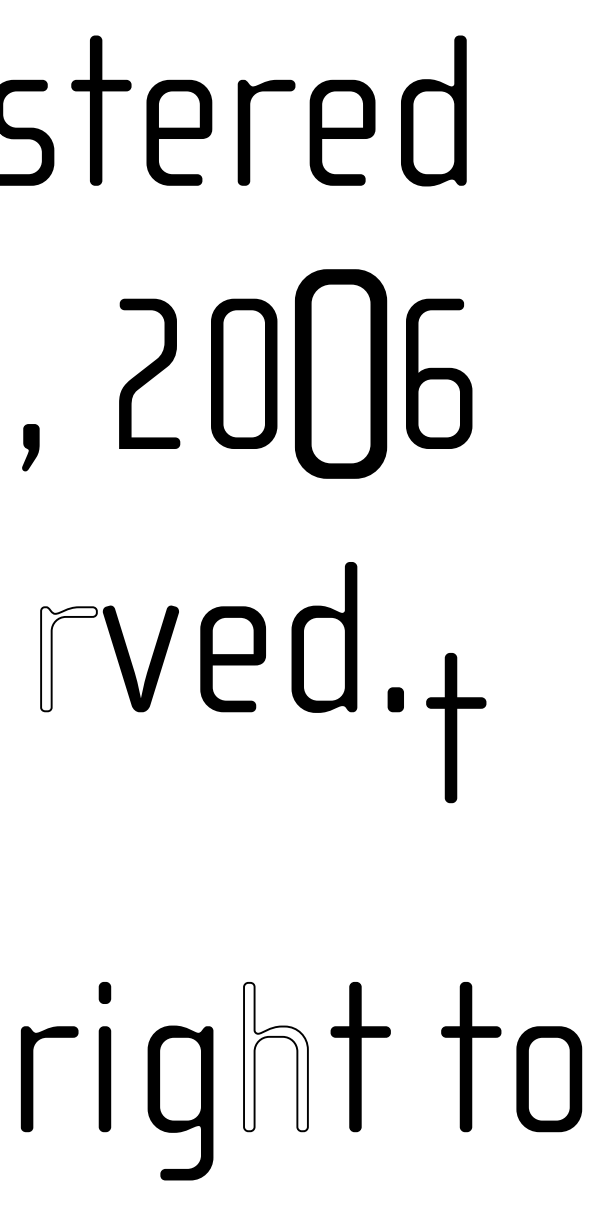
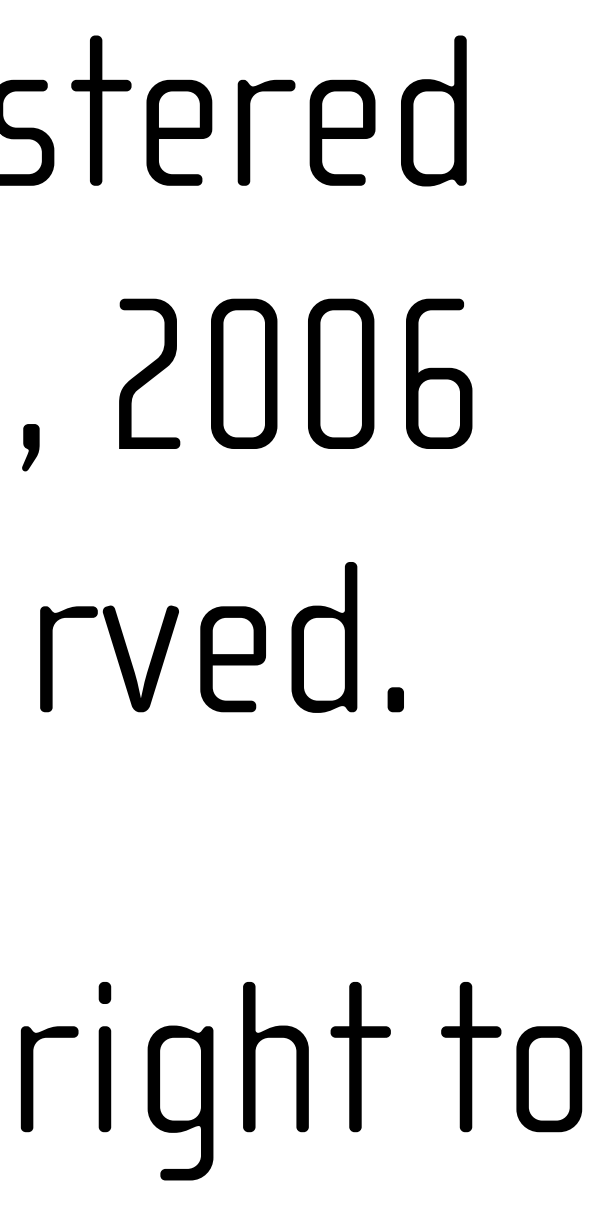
part size: 93x210 px -> 67x151 px (341, 373)
fill: none -> present (68, 659)
part: present -> none (456, 728)
fill: none -> present (275, 1056)
